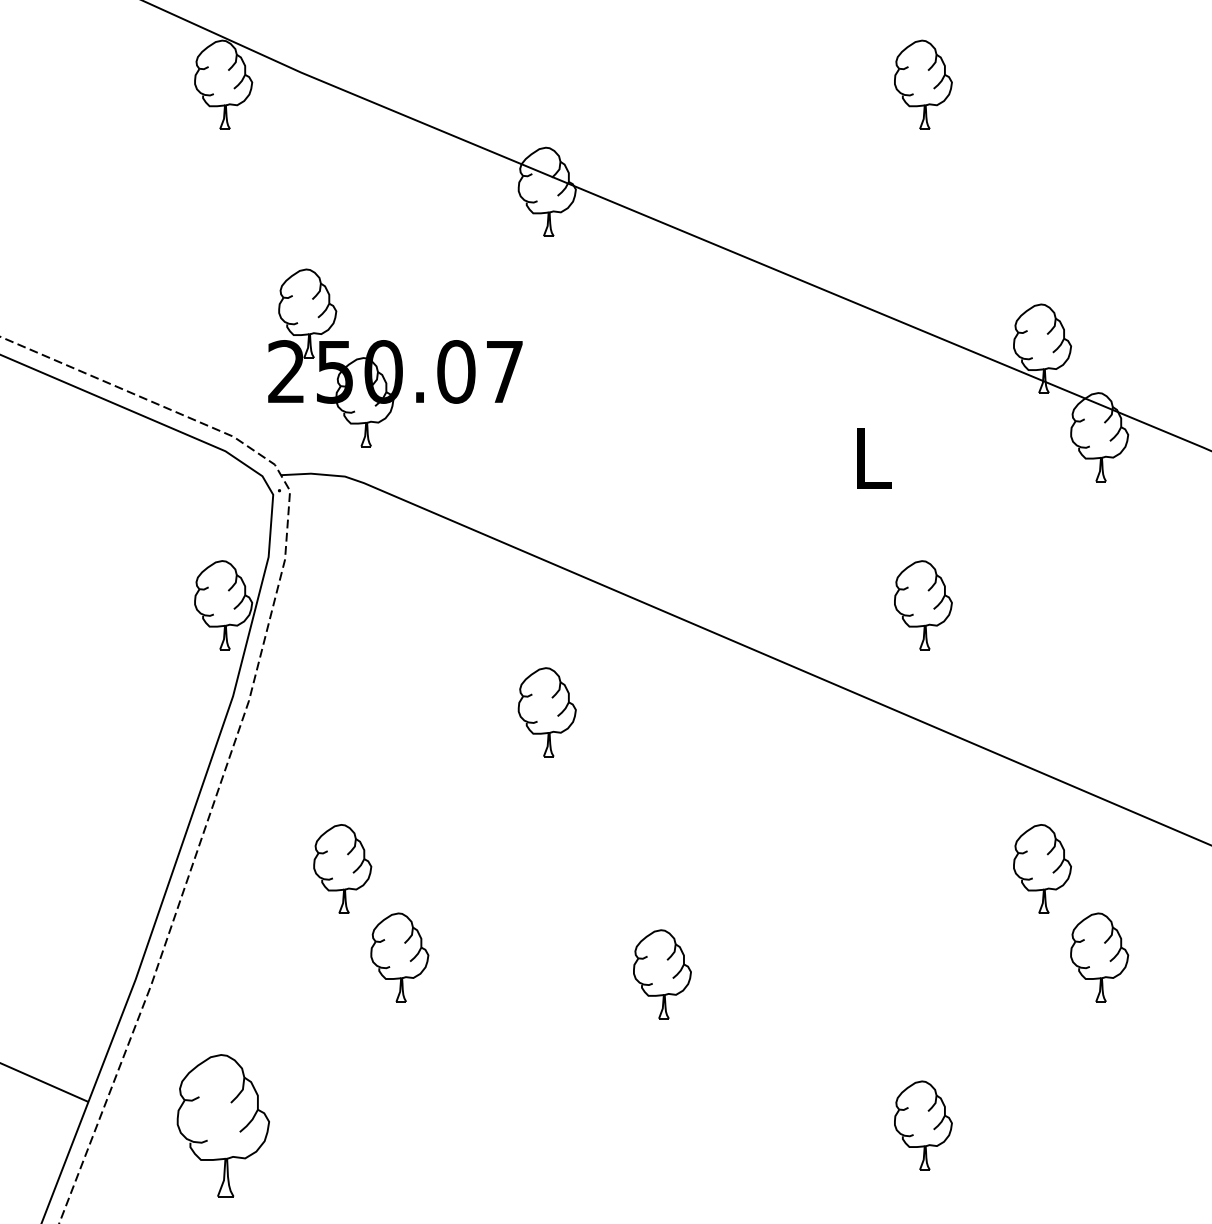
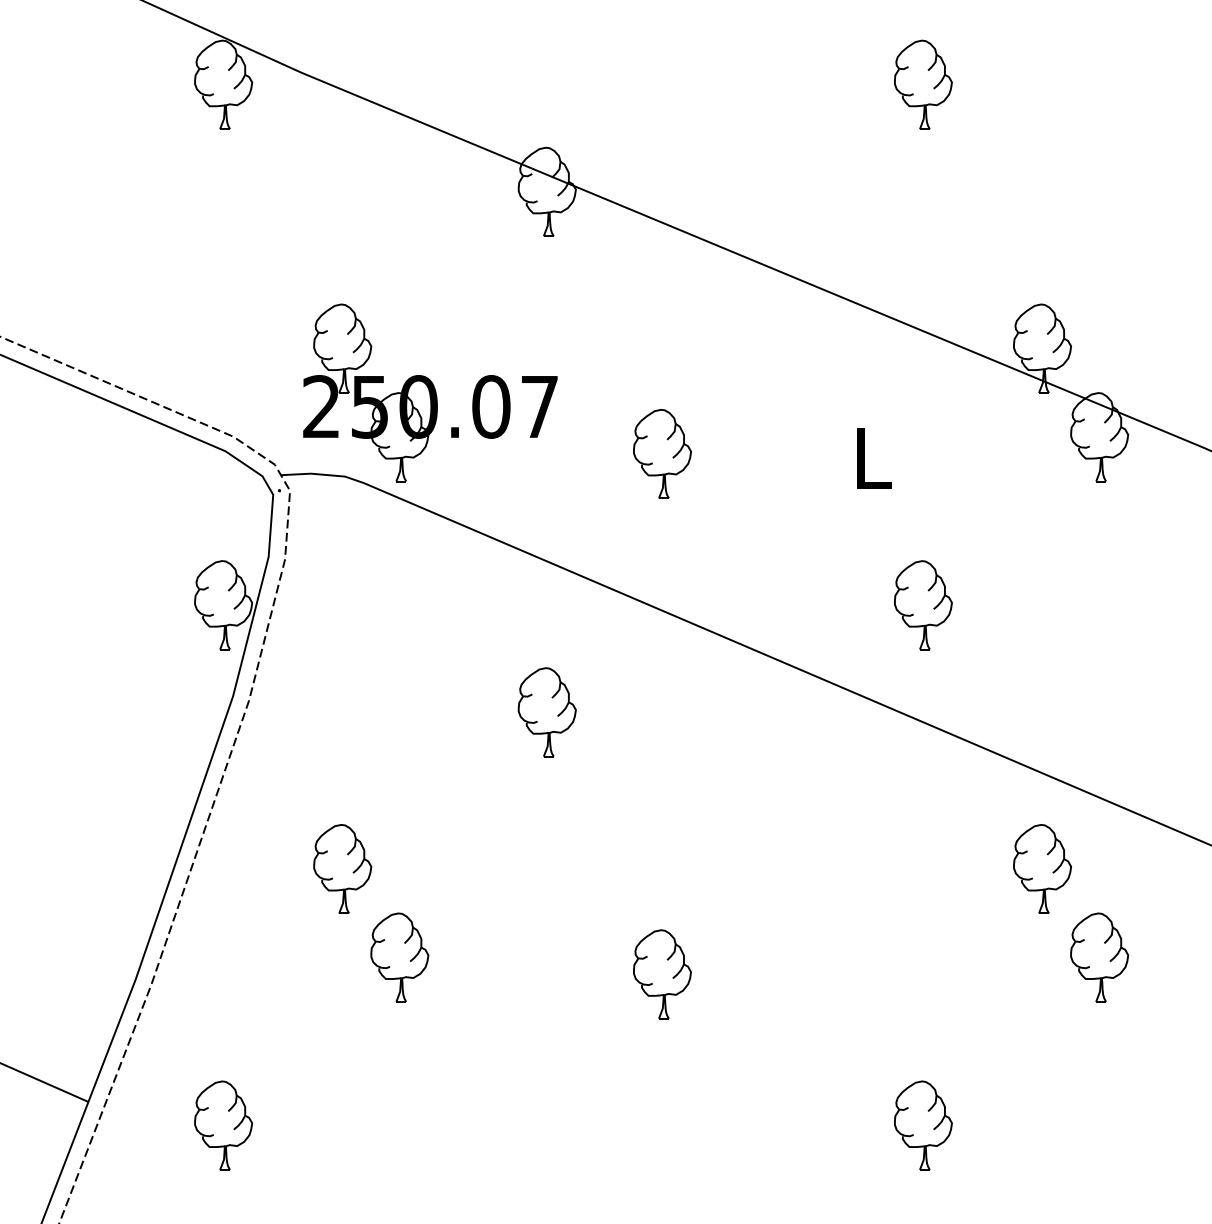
part position: (395, 357) -> (430, 392) (430, 392)
part: none -> present (662, 453)
part size: 94x144 px -> 60x91 px (223, 1125)
